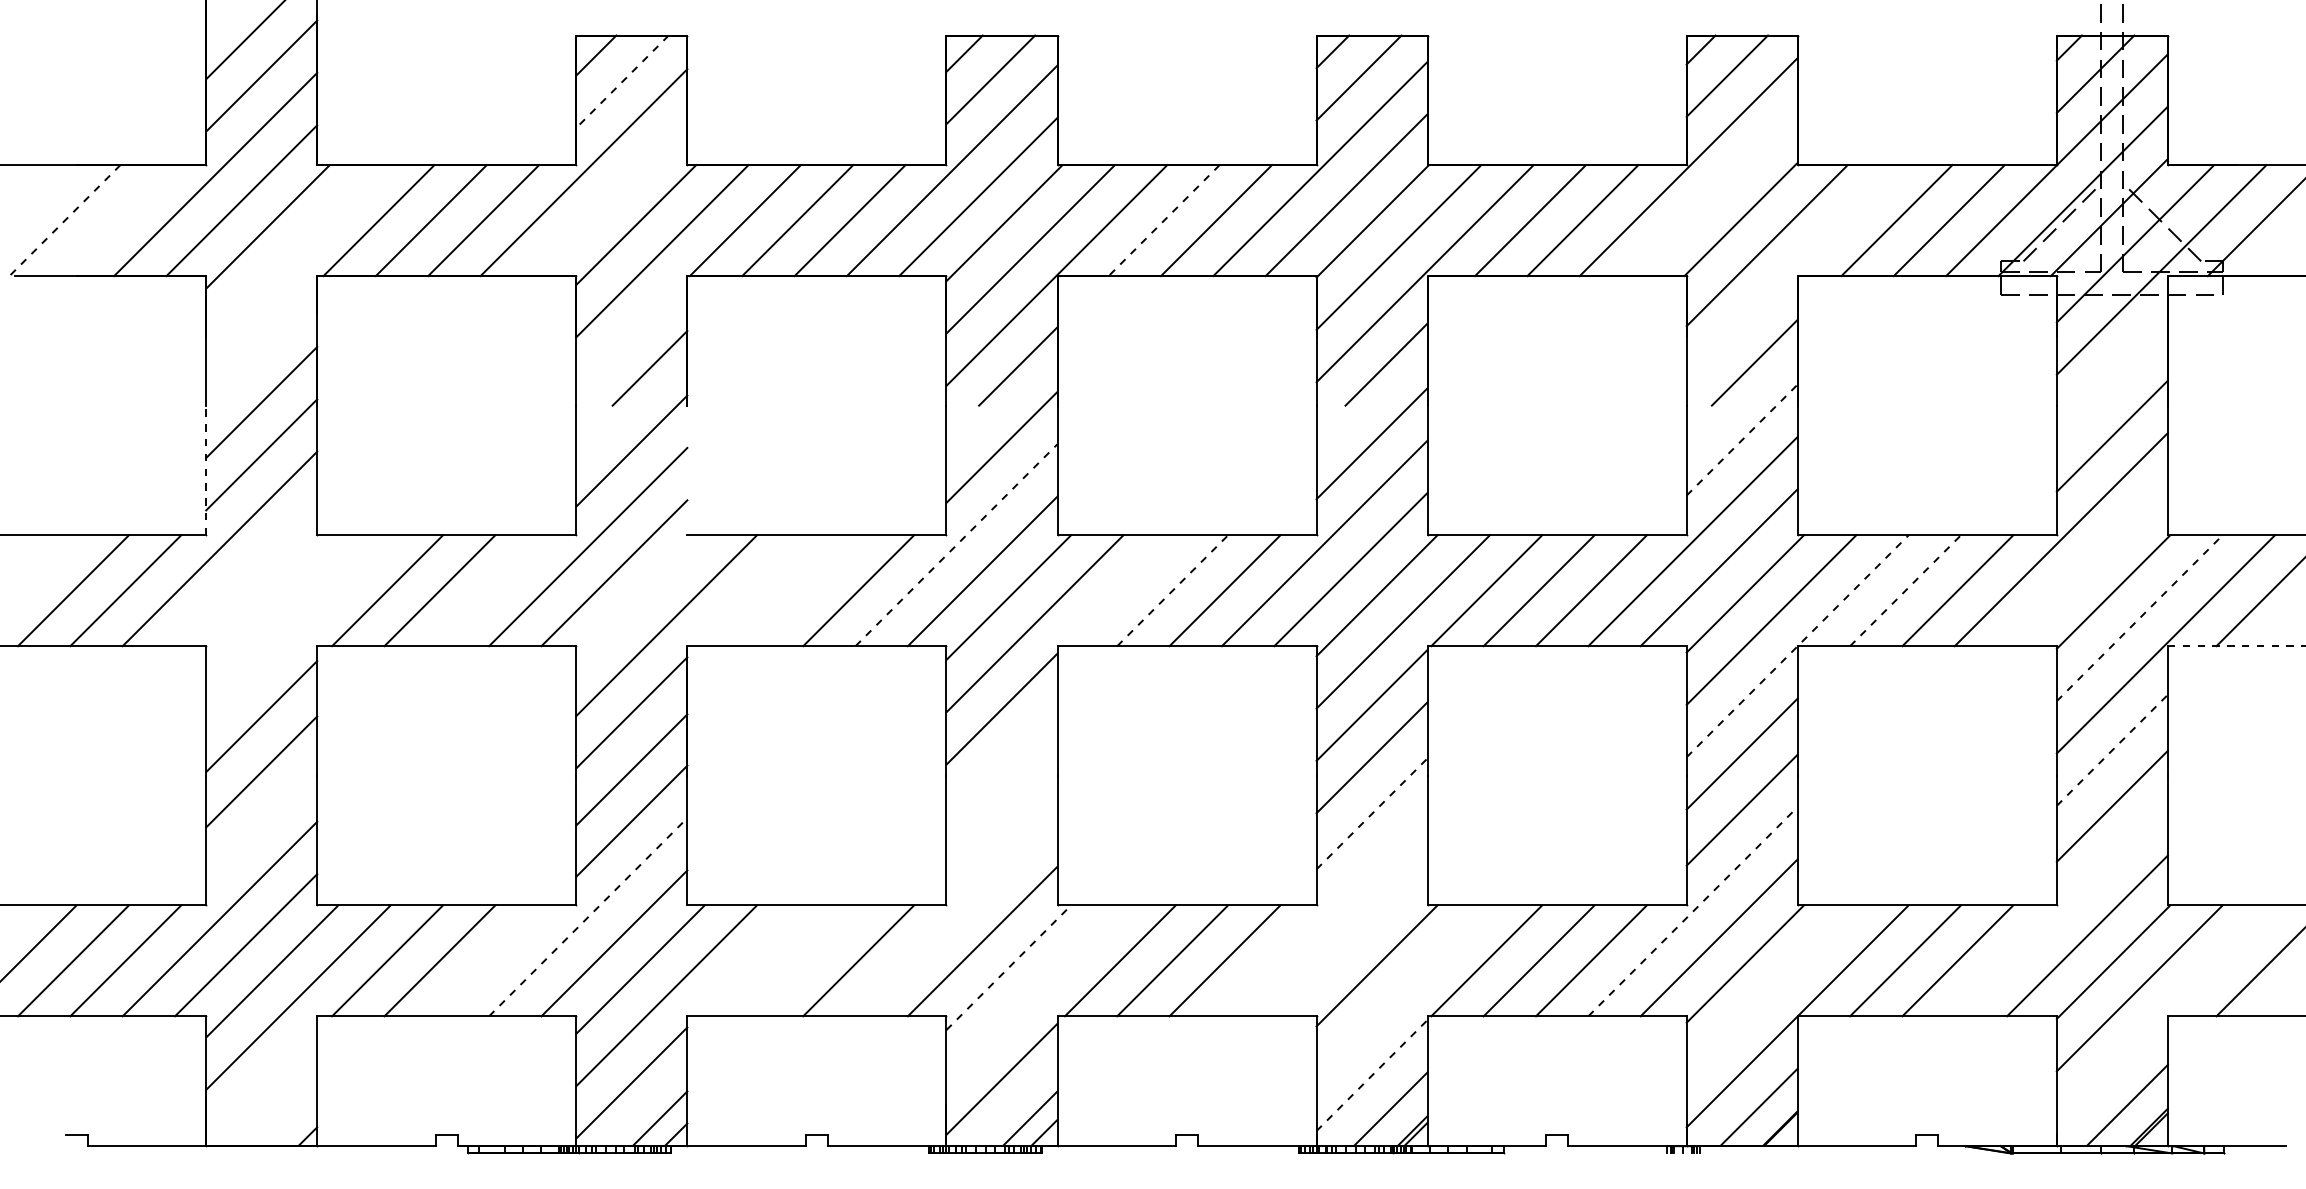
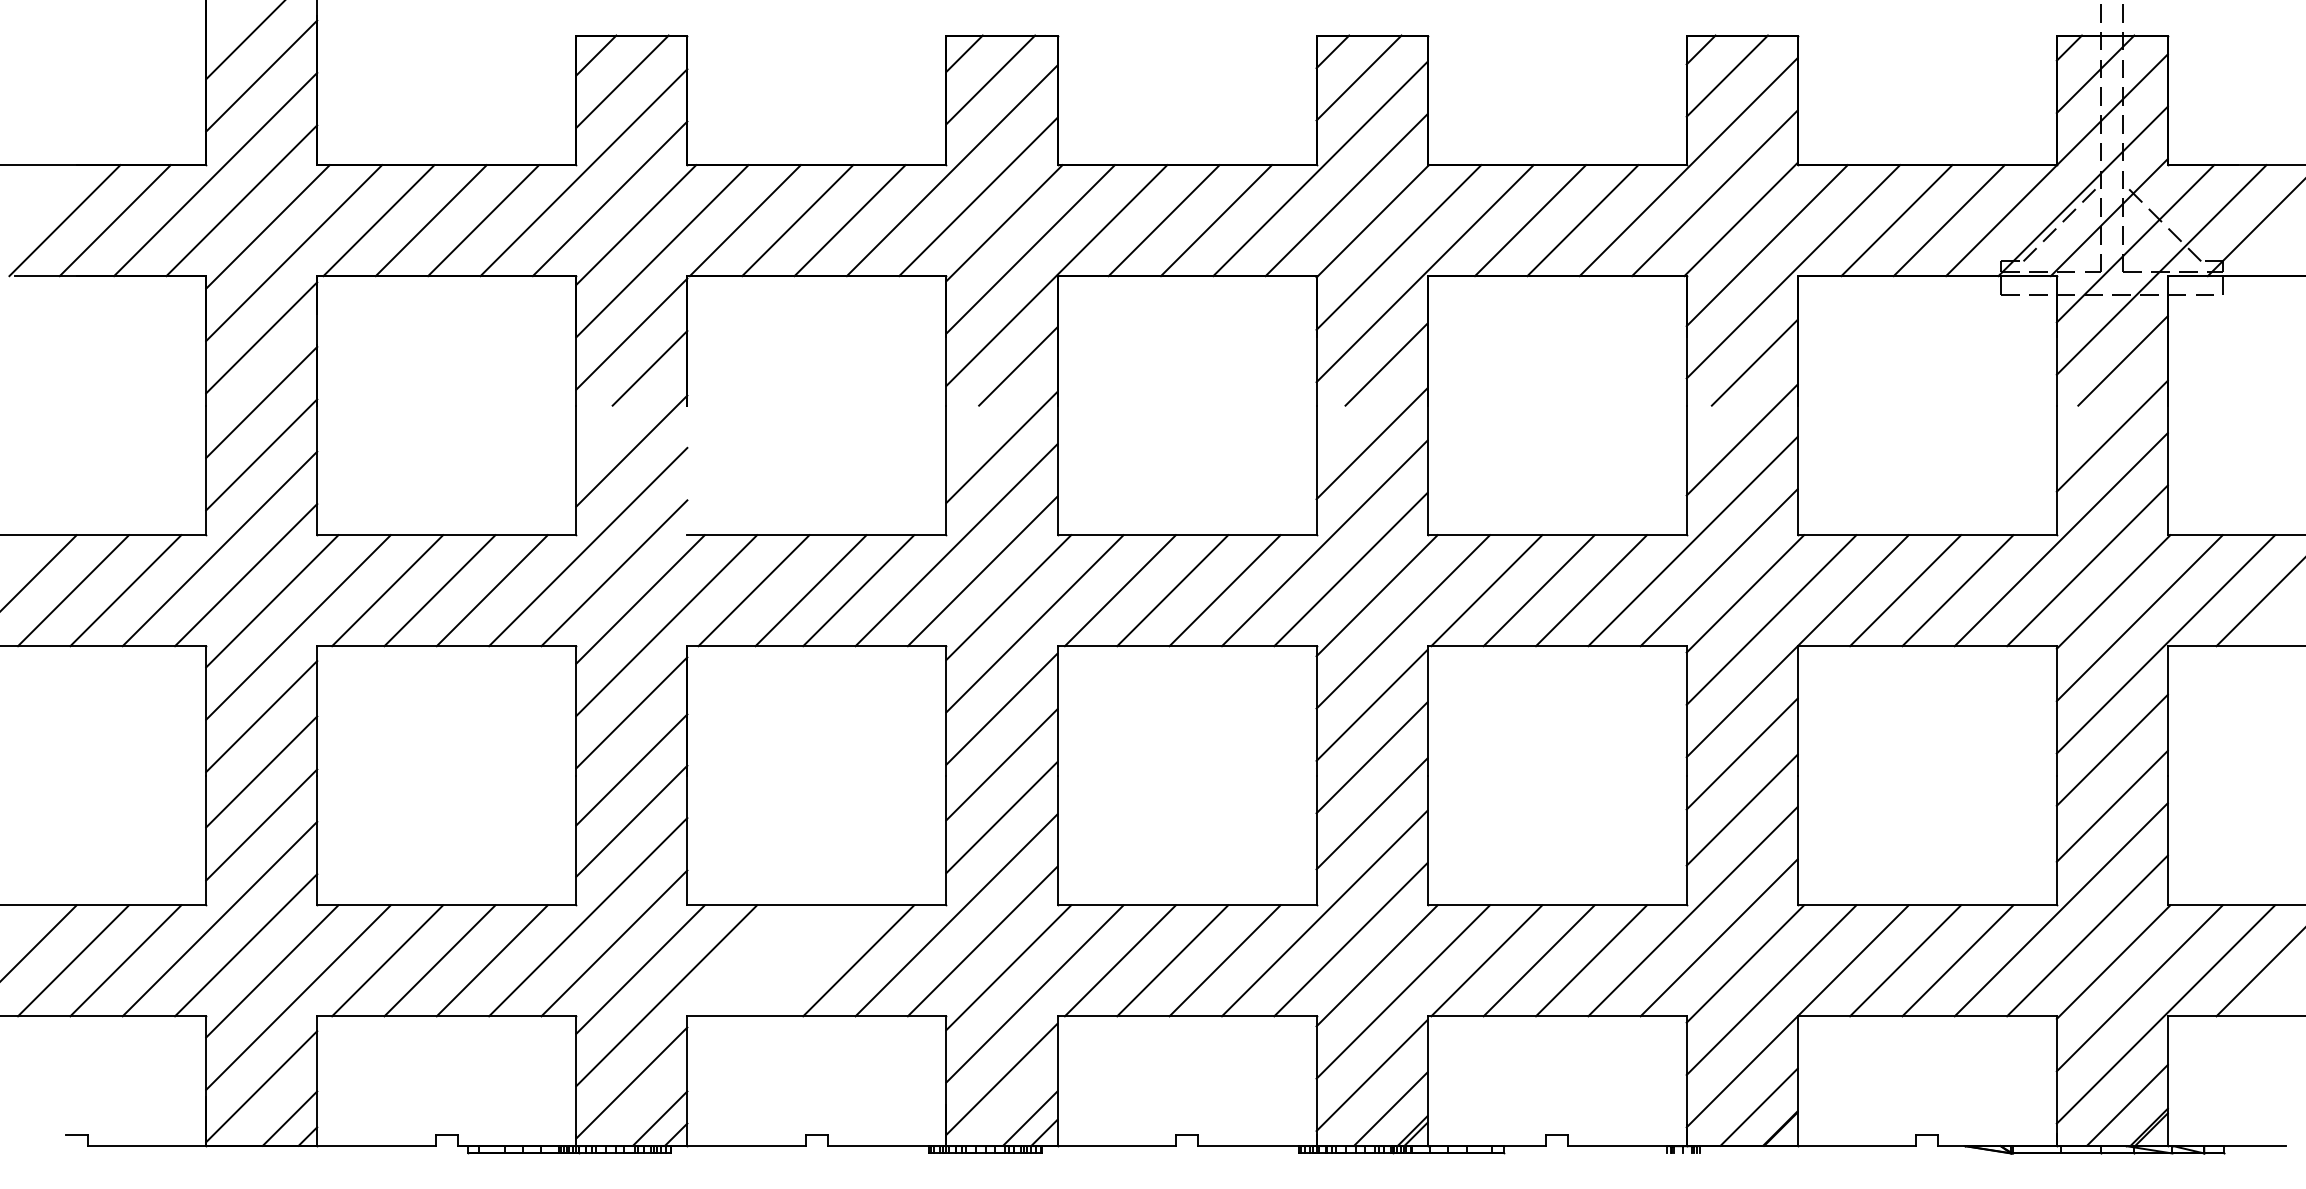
line: dashed -> solid (622, 82)
line: none -> present (1714, 193)
line: none -> present (609, 198)
line: dashed -> solid (64, 220)
line: none -> present (114, 220)
line: dashed -> solid (1164, 220)
line: none -> present (294, 253)
line: none -> present (1793, 271)
line: none -> present (631, 333)
line: none -> present (261, 337)
line: none -> present (2122, 360)
line: dashed -> solid (1742, 440)
line: dashed -> solid (206, 470)
line: dashed -> solid (956, 545)
line: none -> present (2087, 565)
line: none -> present (39, 572)
line: none -> present (246, 575)
line: none -> present (491, 590)
line: none -> present (753, 590)
line: none -> present (810, 590)
line: none -> present (1119, 590)
line: dashed -> solid (1172, 590)
line: dashed -> solid (1905, 590)
line: none -> present (640, 599)
line: none -> present (272, 601)
line: dashed -> solid (2140, 617)
line: none -> present (298, 627)
line: dashed -> solid (1798, 645)
line: dashed -> solid (2236, 646)
line: dashed -> solid (2112, 750)
line: none -> present (1001, 764)
line: dashed -> solid (1372, 813)
line: none -> present (1001, 817)
line: none -> present (261, 824)
line: none -> present (2060, 909)
line: dashed -> solid (1693, 911)
line: none -> present (1324, 913)
line: none -> present (956, 915)
line: dashed -> solid (588, 916)
line: none -> present (1350, 939)
line: none -> present (491, 960)
line: dashed -> solid (1009, 967)
line: none -> present (1771, 990)
line: none -> present (1403, 991)
line: none -> present (1034, 993)
line: none -> present (2165, 1014)
line: dashed -> solid (1372, 1075)
line: none -> present (261, 1086)
line: none -> present (289, 1118)
